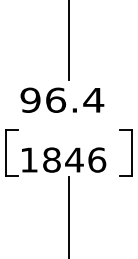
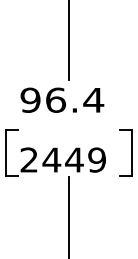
text: 1846 -> 2449 (63, 159)
